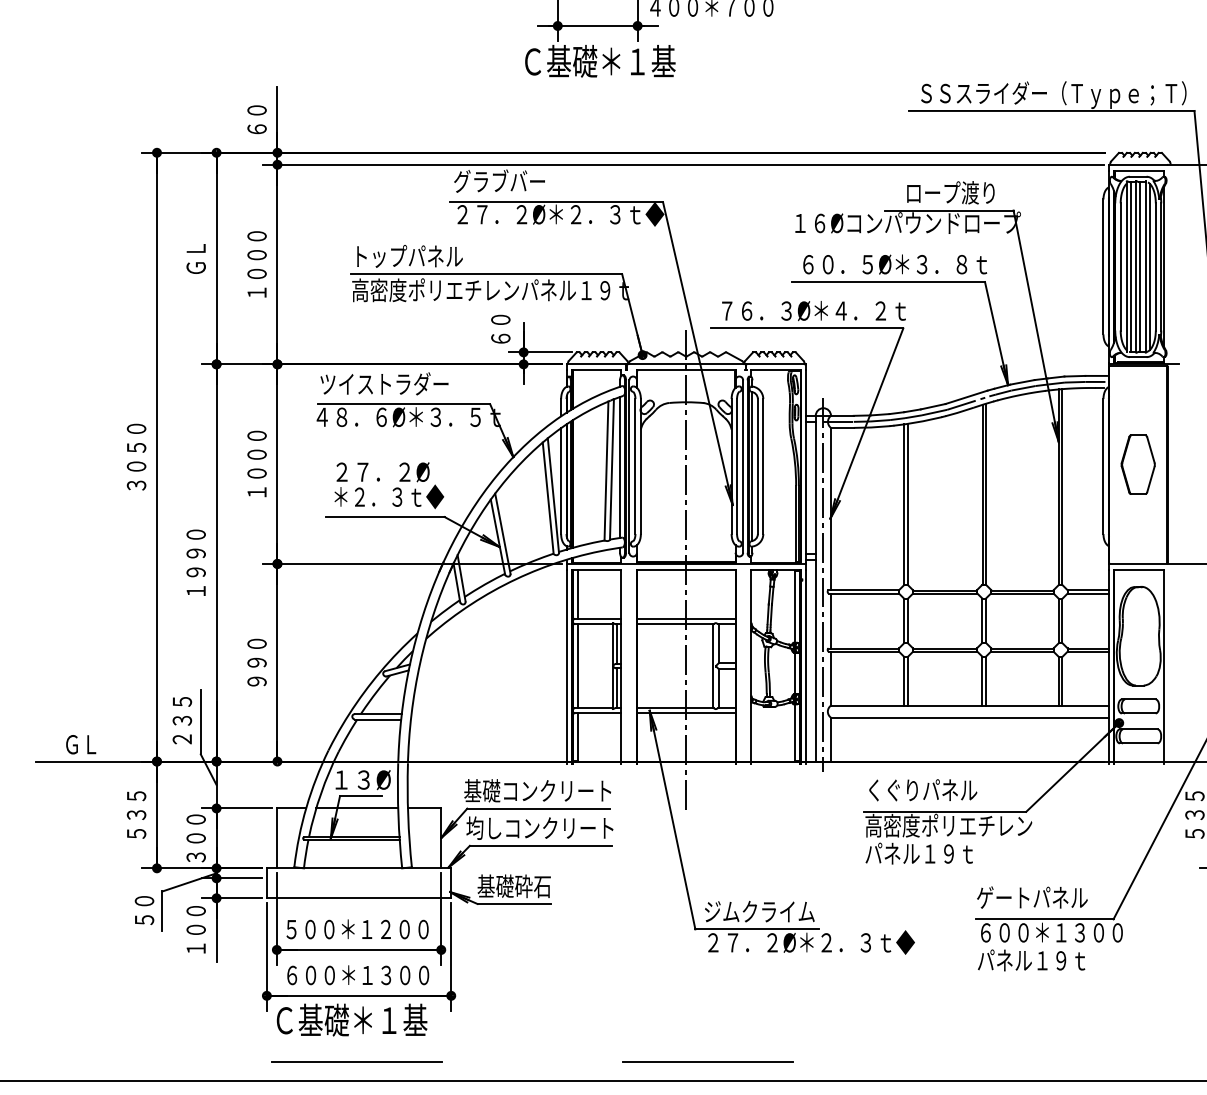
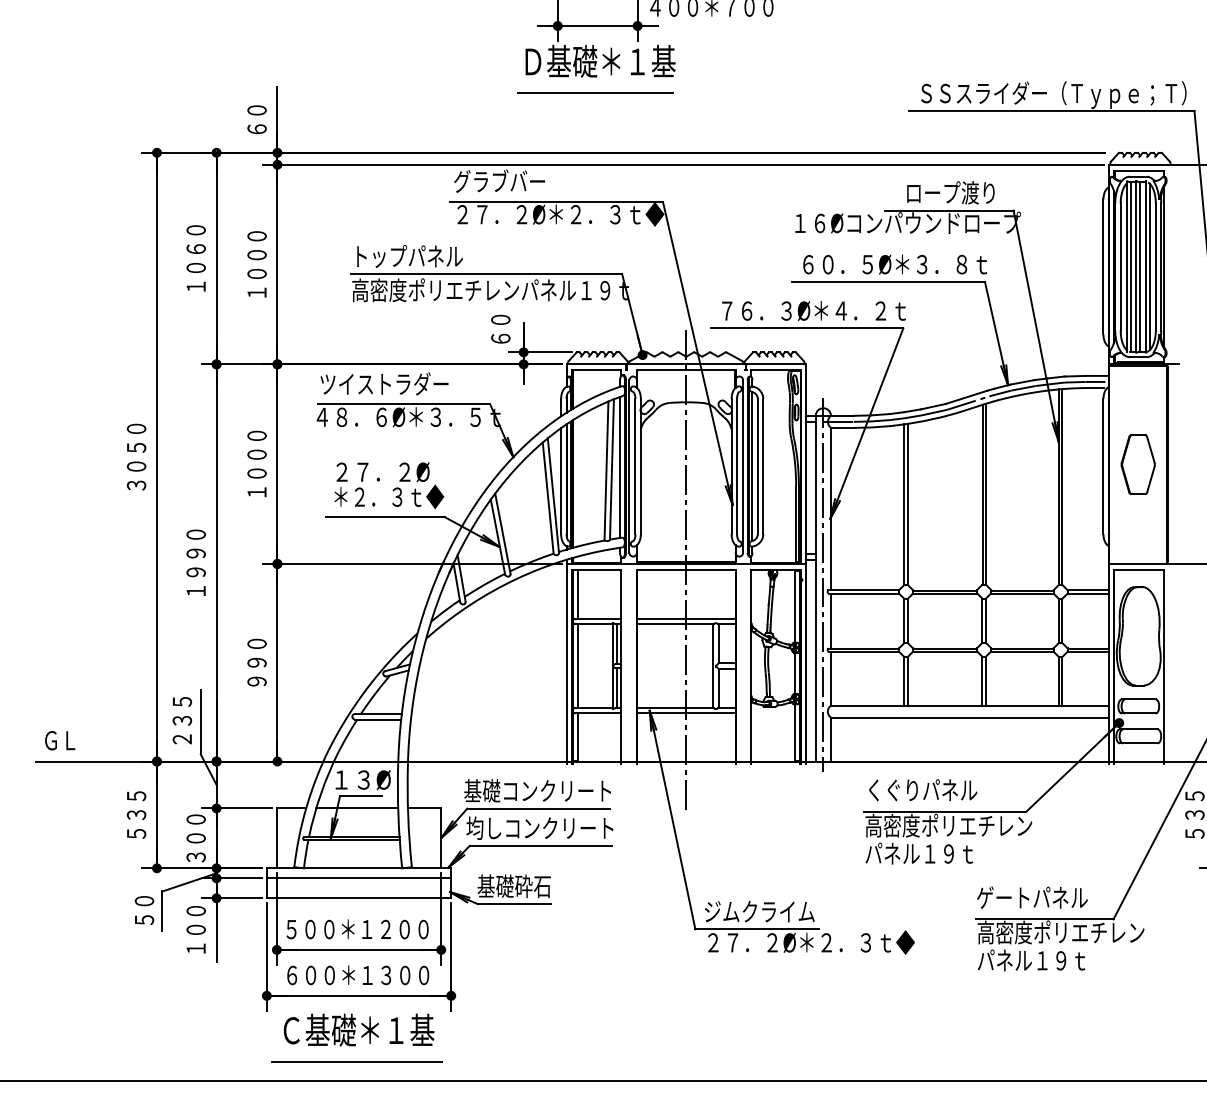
text: Ｃ基礎＊１基 -> Ｄ基礎＊１基 (533, 61)
line: none -> present (595, 93)
text: ＧＬ -> １０６０ (195, 258)
text position: (81, 744) -> (60, 740) (60, 740)
line: none -> present (358, 878)
text: ６００＊１３００ -> 高密度ポリエチレン (1060, 932)
text position: (351, 1019) -> (358, 1029) (358, 1029)
line: present -> none (707, 1061)
